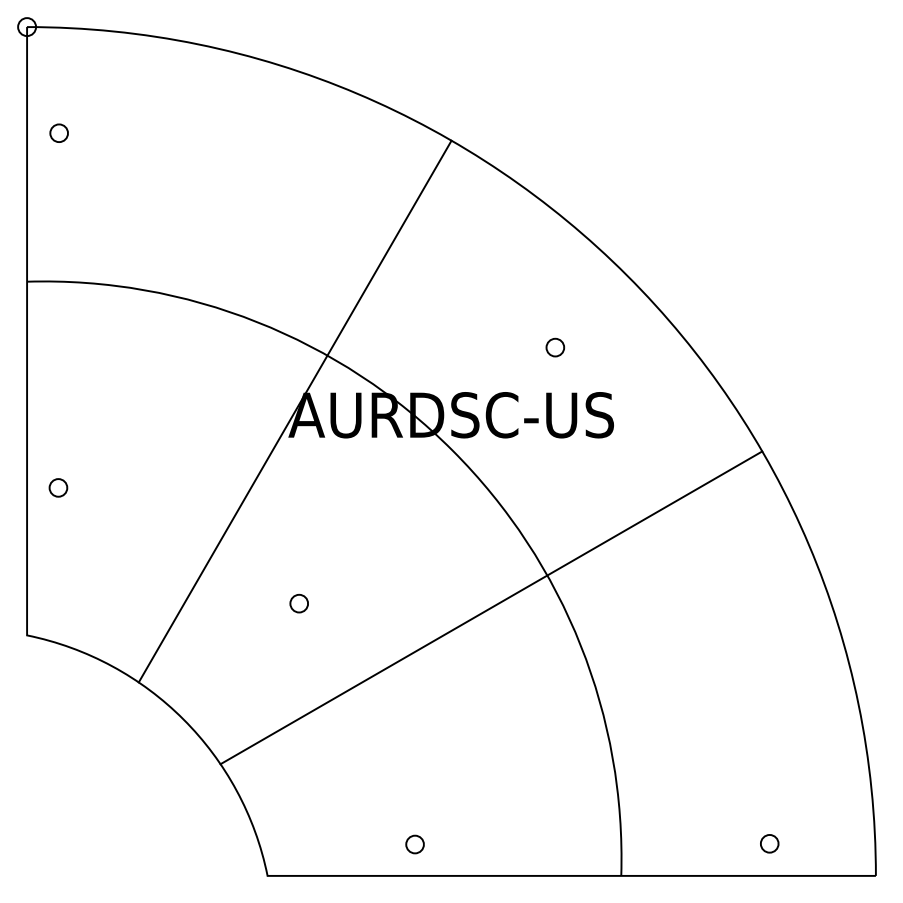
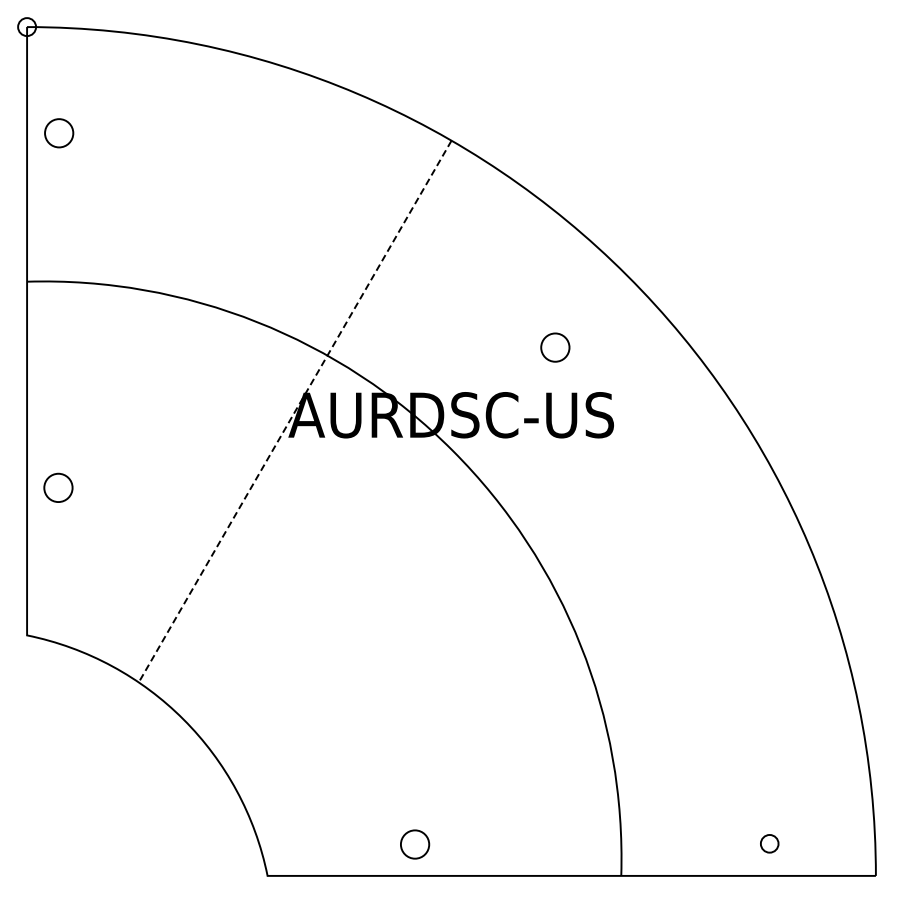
circle diameter: 18 px -> 28 px (59, 133)
circle diameter: 18 px -> 28 px (555, 347)
line: solid -> dashed (295, 411)
circle diameter: 18 px -> 28 px (58, 487)
circle: present -> none (298, 603)
line: present -> none (491, 607)
circle diameter: 18 px -> 28 px (414, 844)
